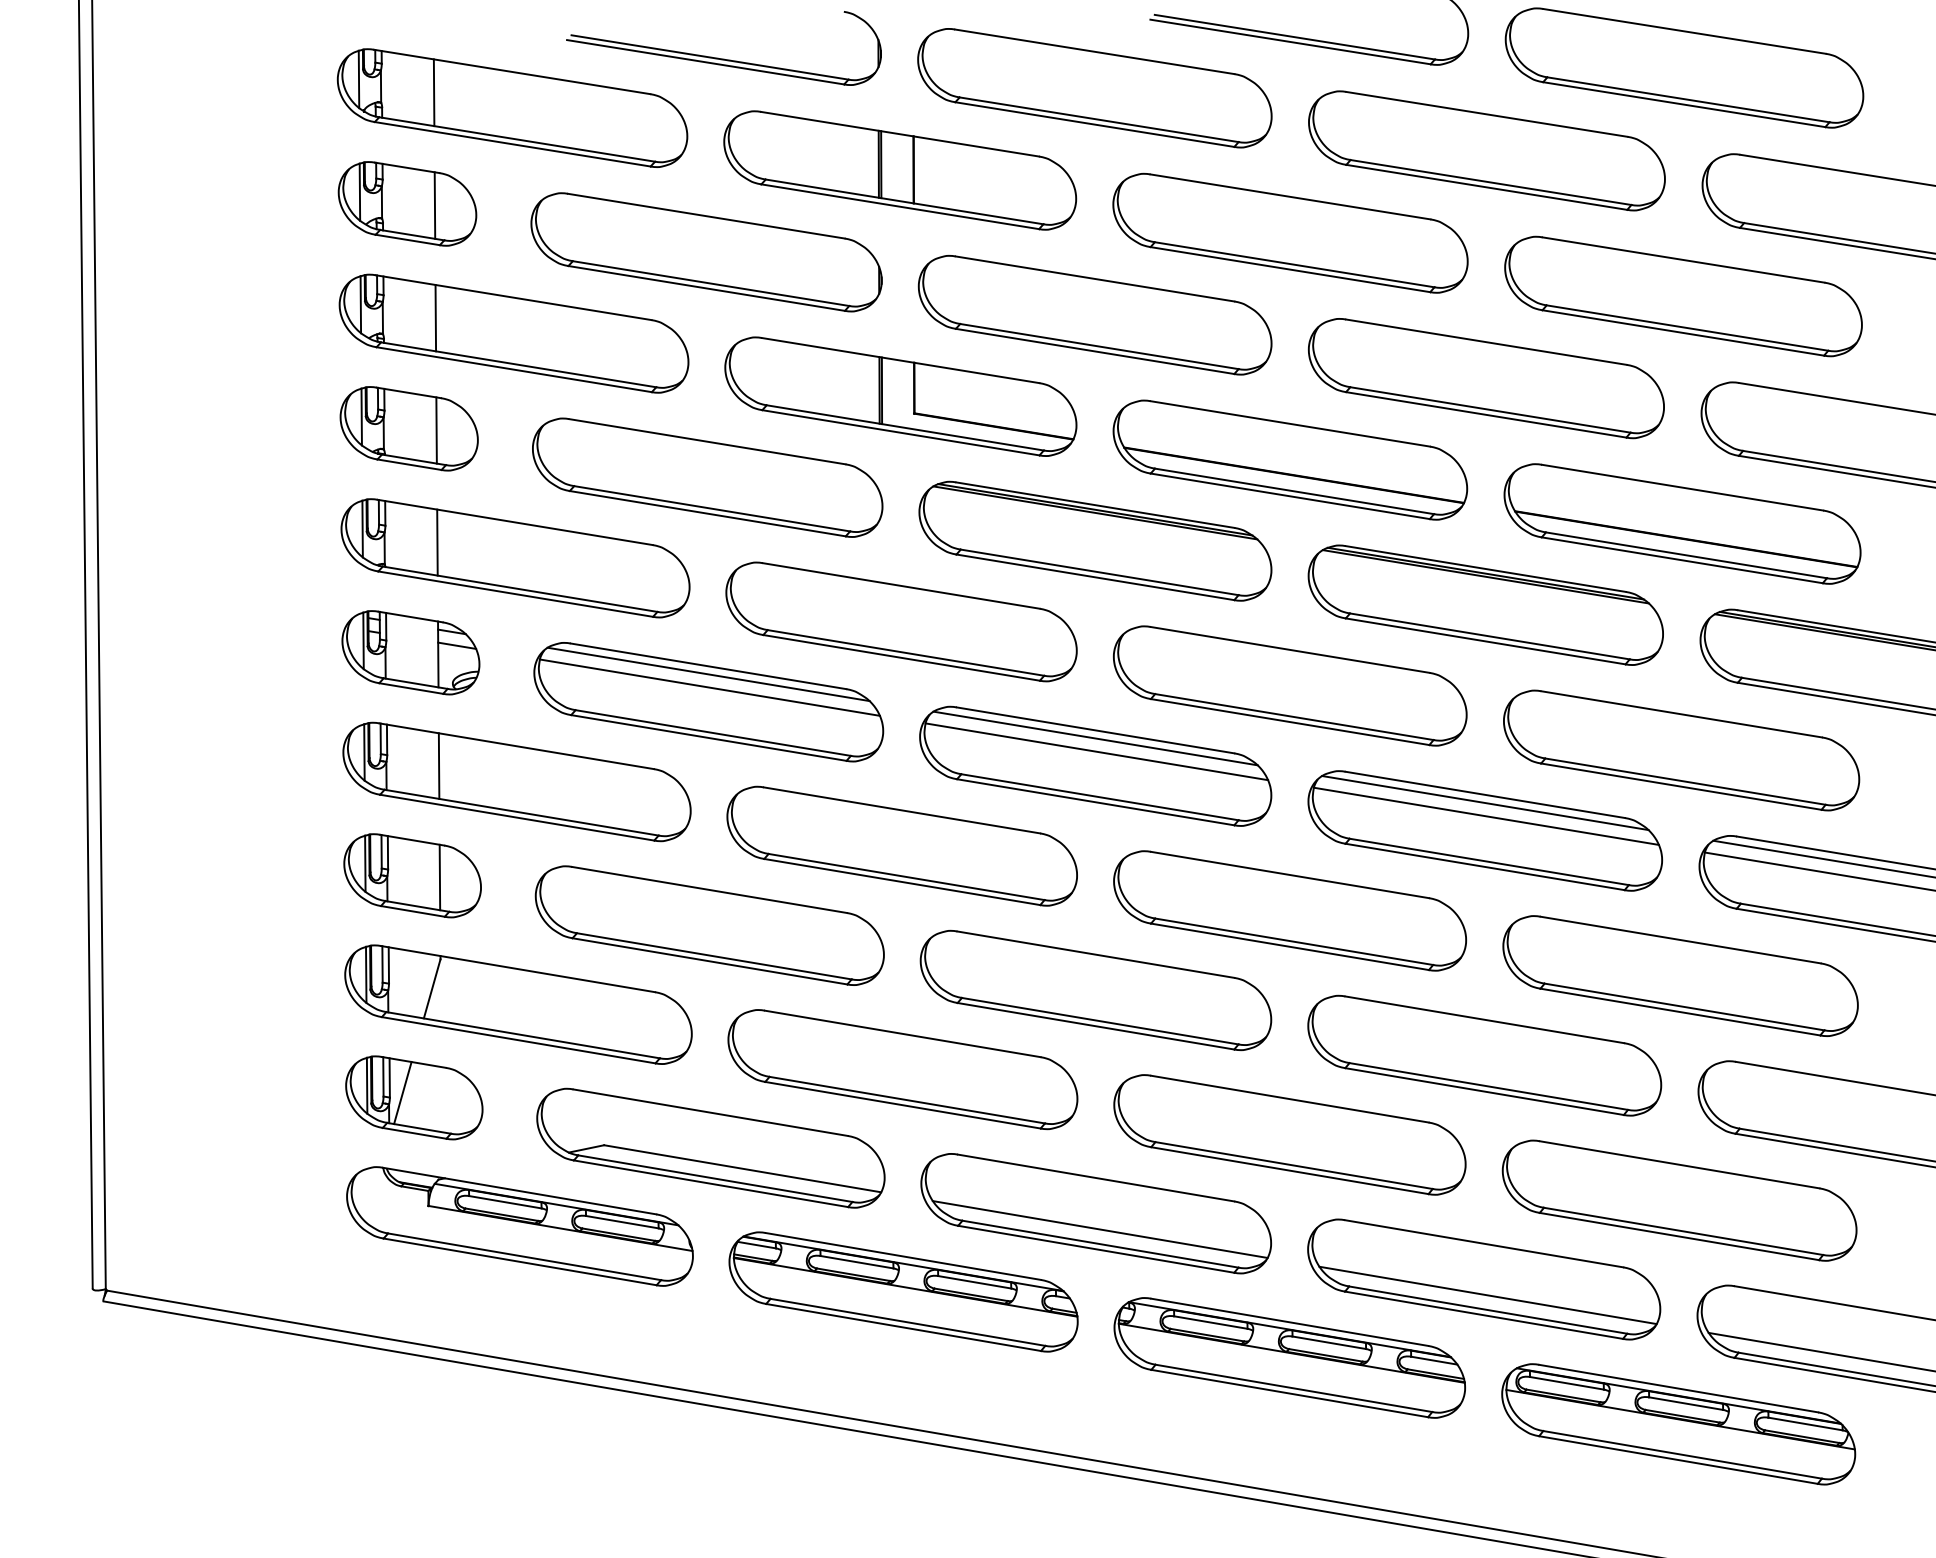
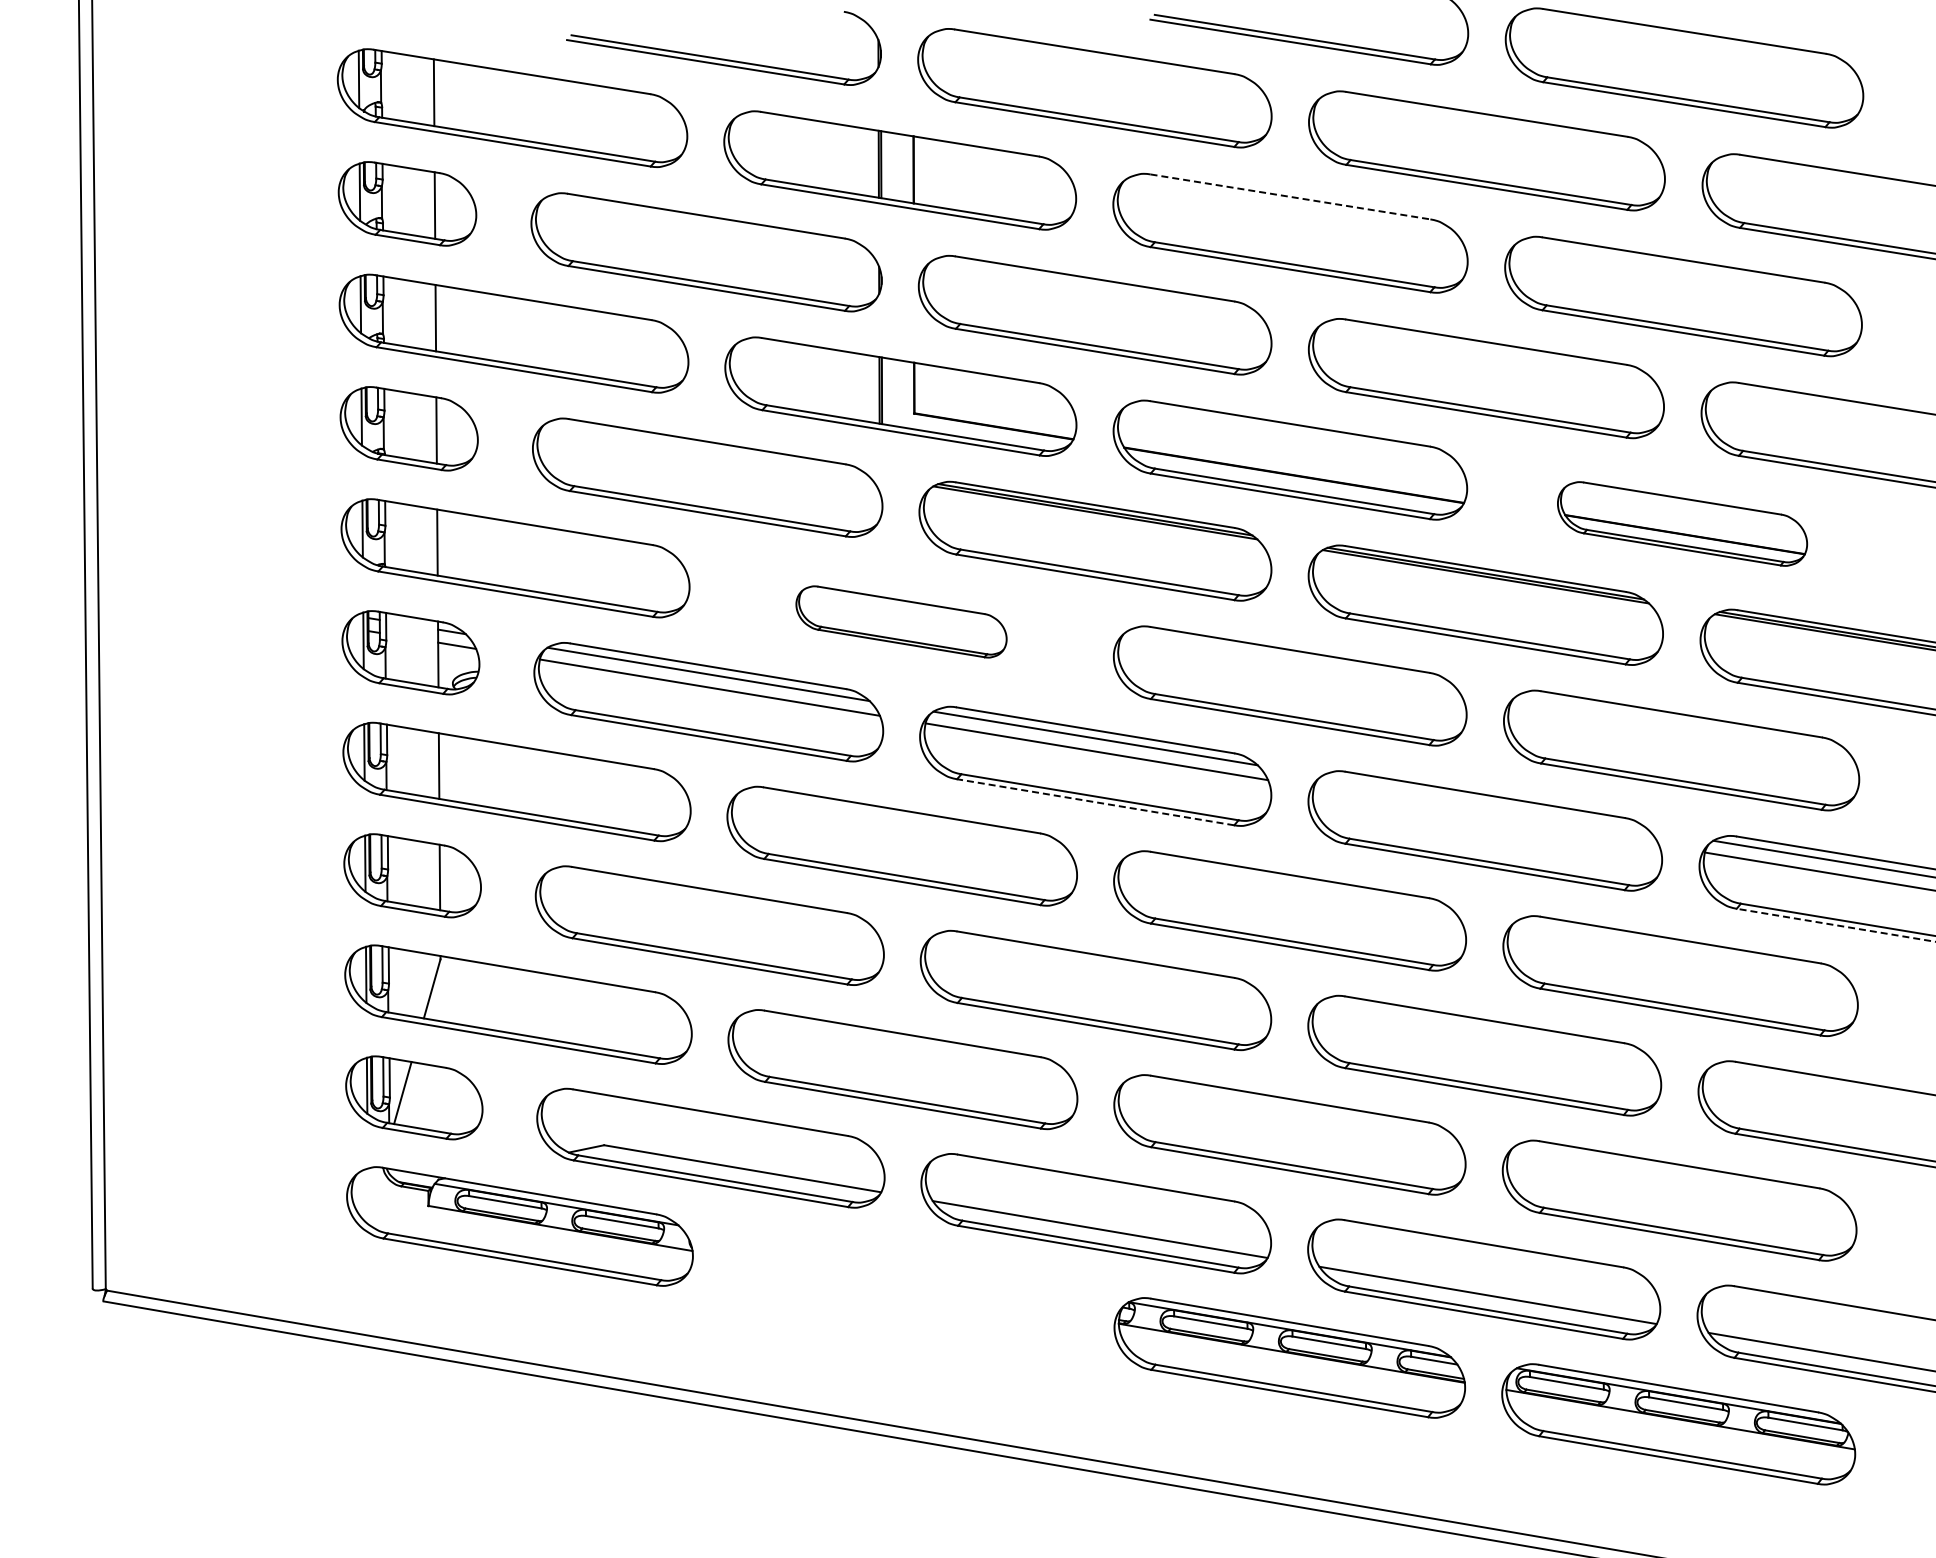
line: solid -> dashed (1290, 196)
part size: 359x122 px -> 252x86 px (1682, 523)
part size: 353x122 px -> 213x74 px (901, 621)
line: solid -> dashed (1095, 802)
line: present -> none (1485, 803)
line: present -> none (1485, 815)
line: solid -> dashed (1836, 925)
part: present -> none (903, 1291)
